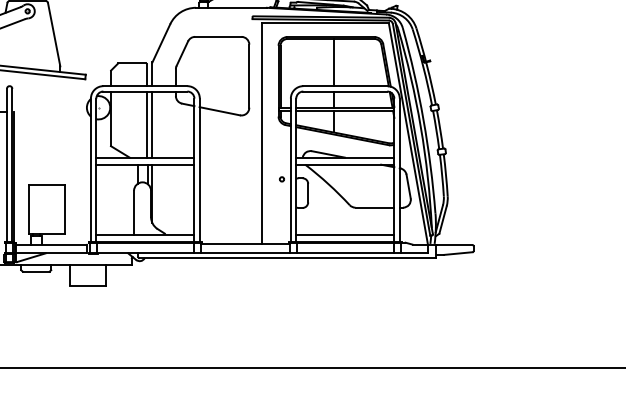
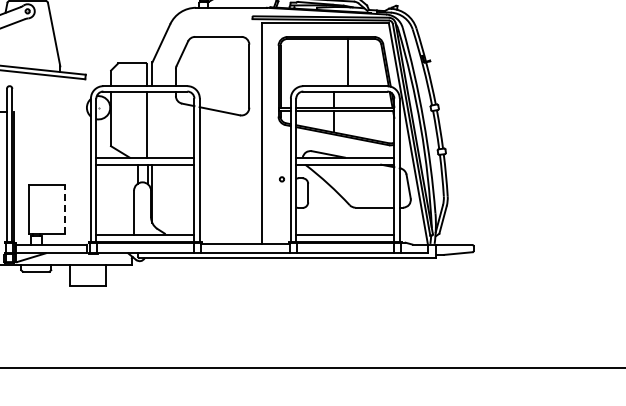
line position: (333, 62) -> (347, 62) (347, 62)
line: present -> none (152, 124)
line: solid -> dashed (65, 209)
